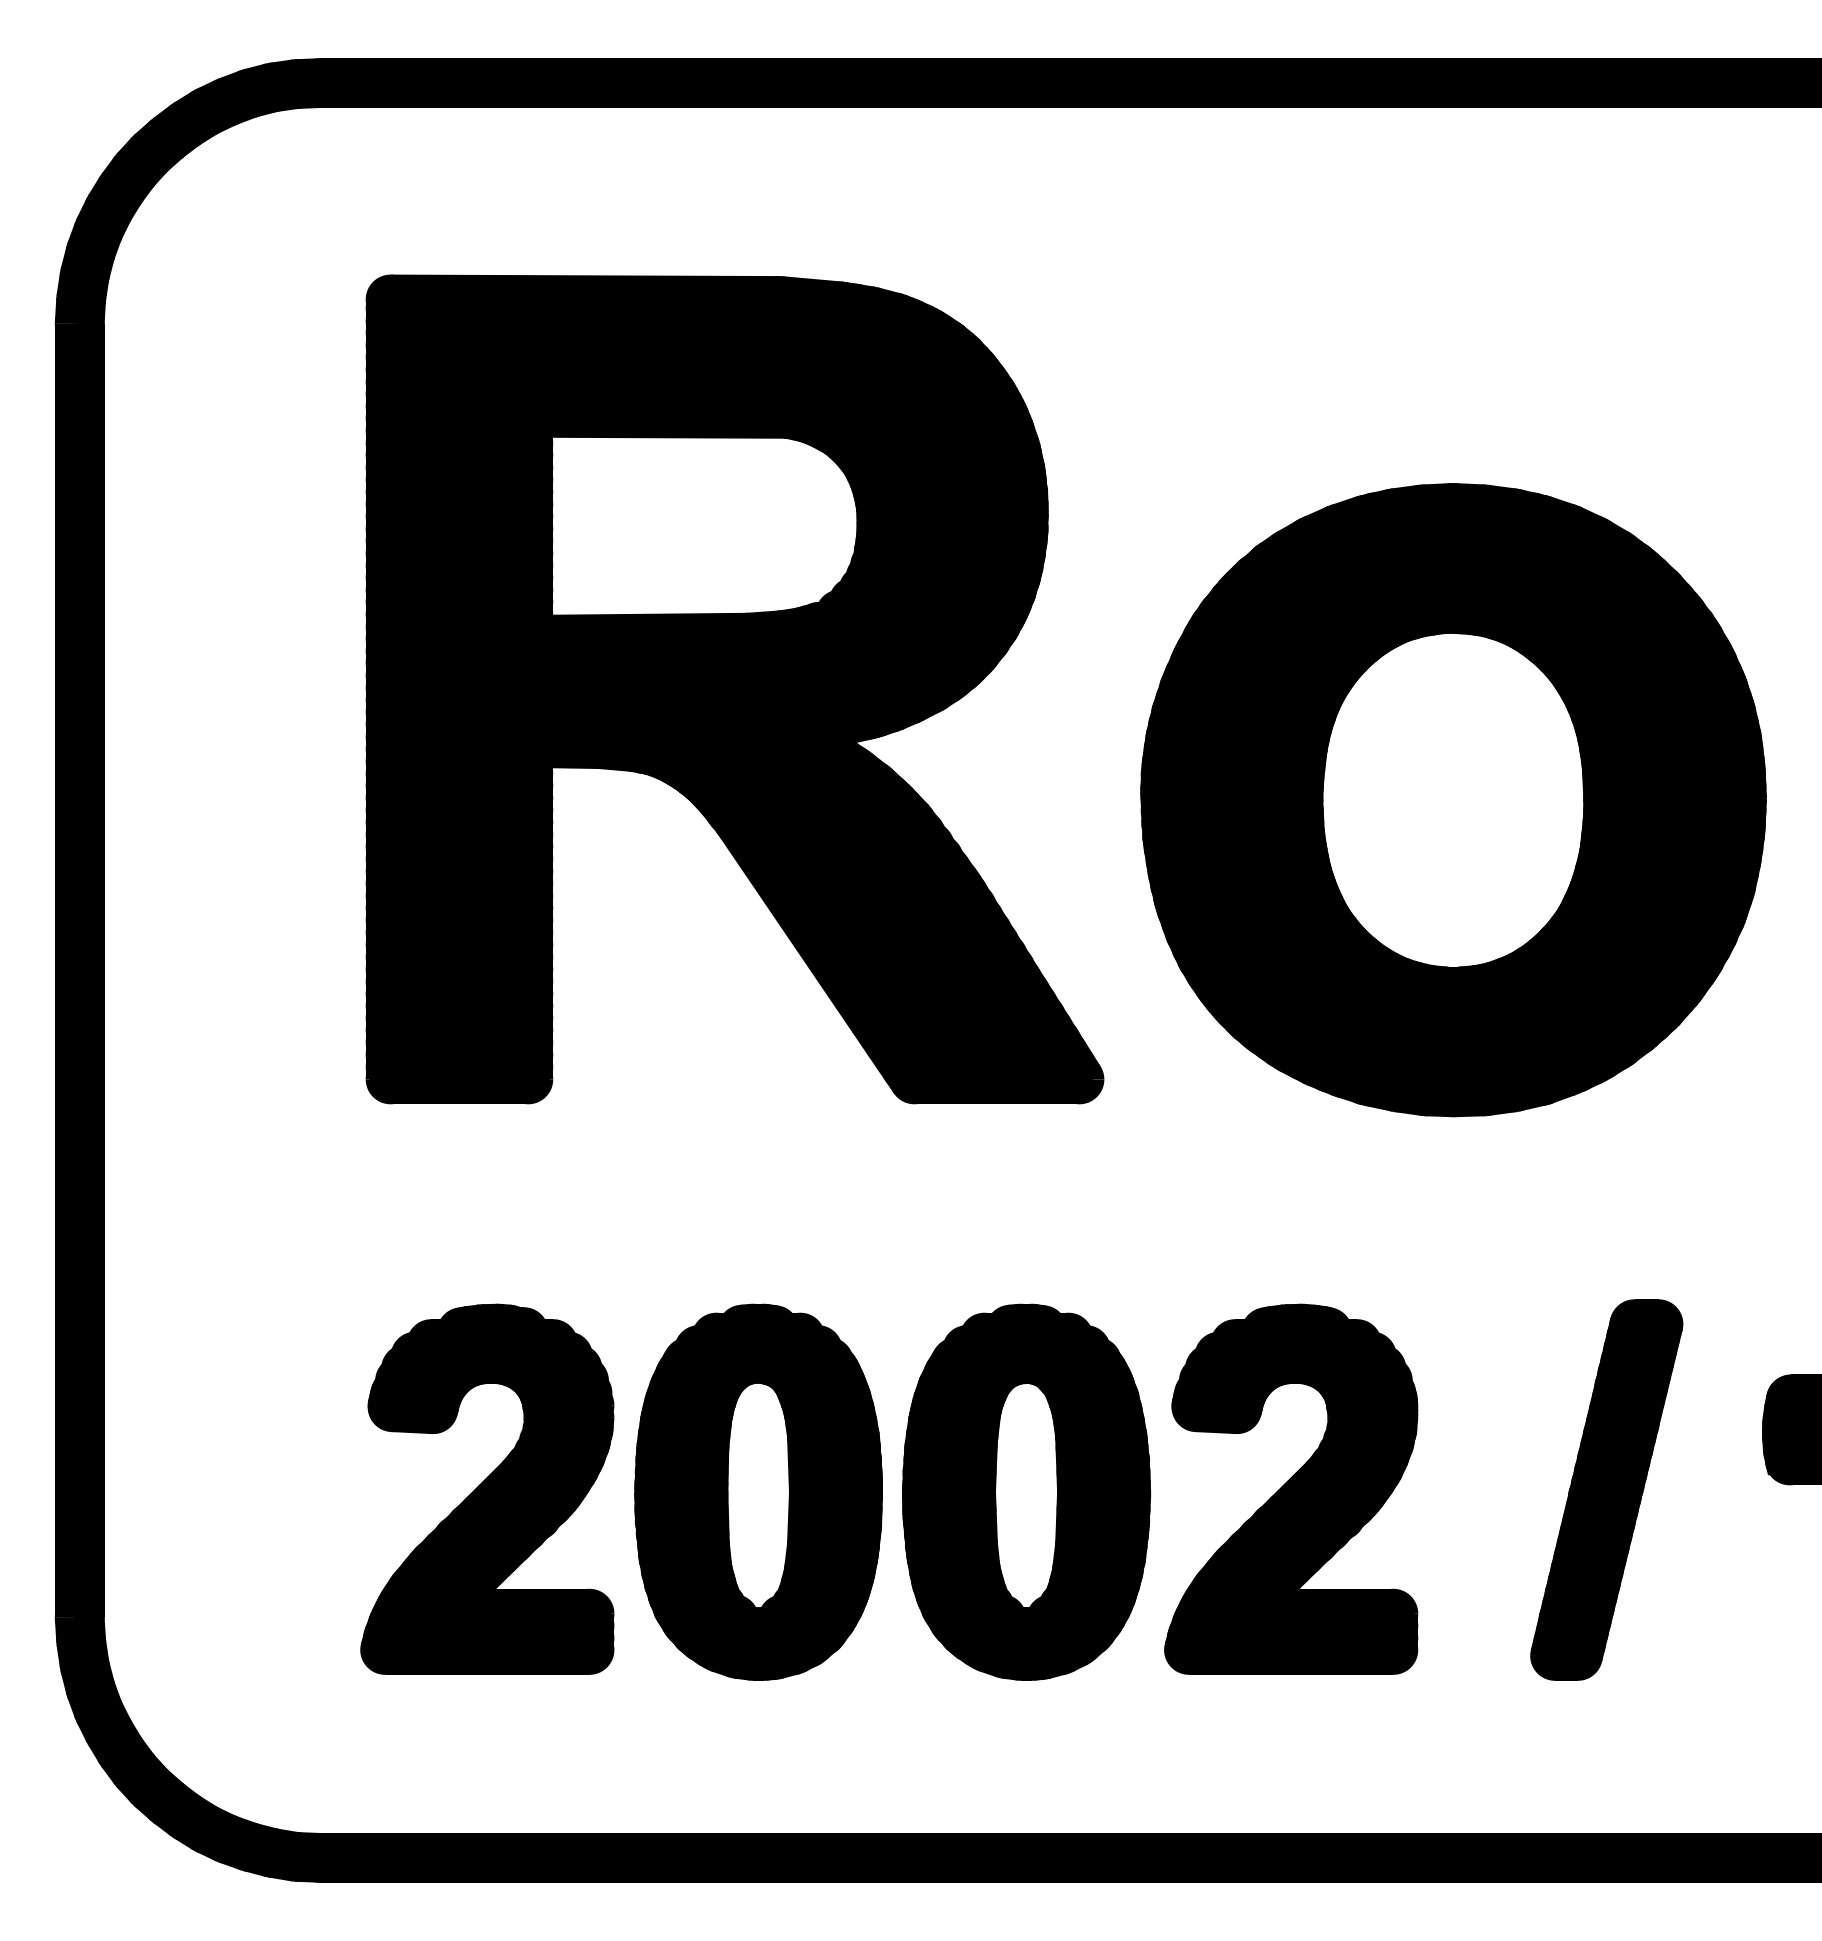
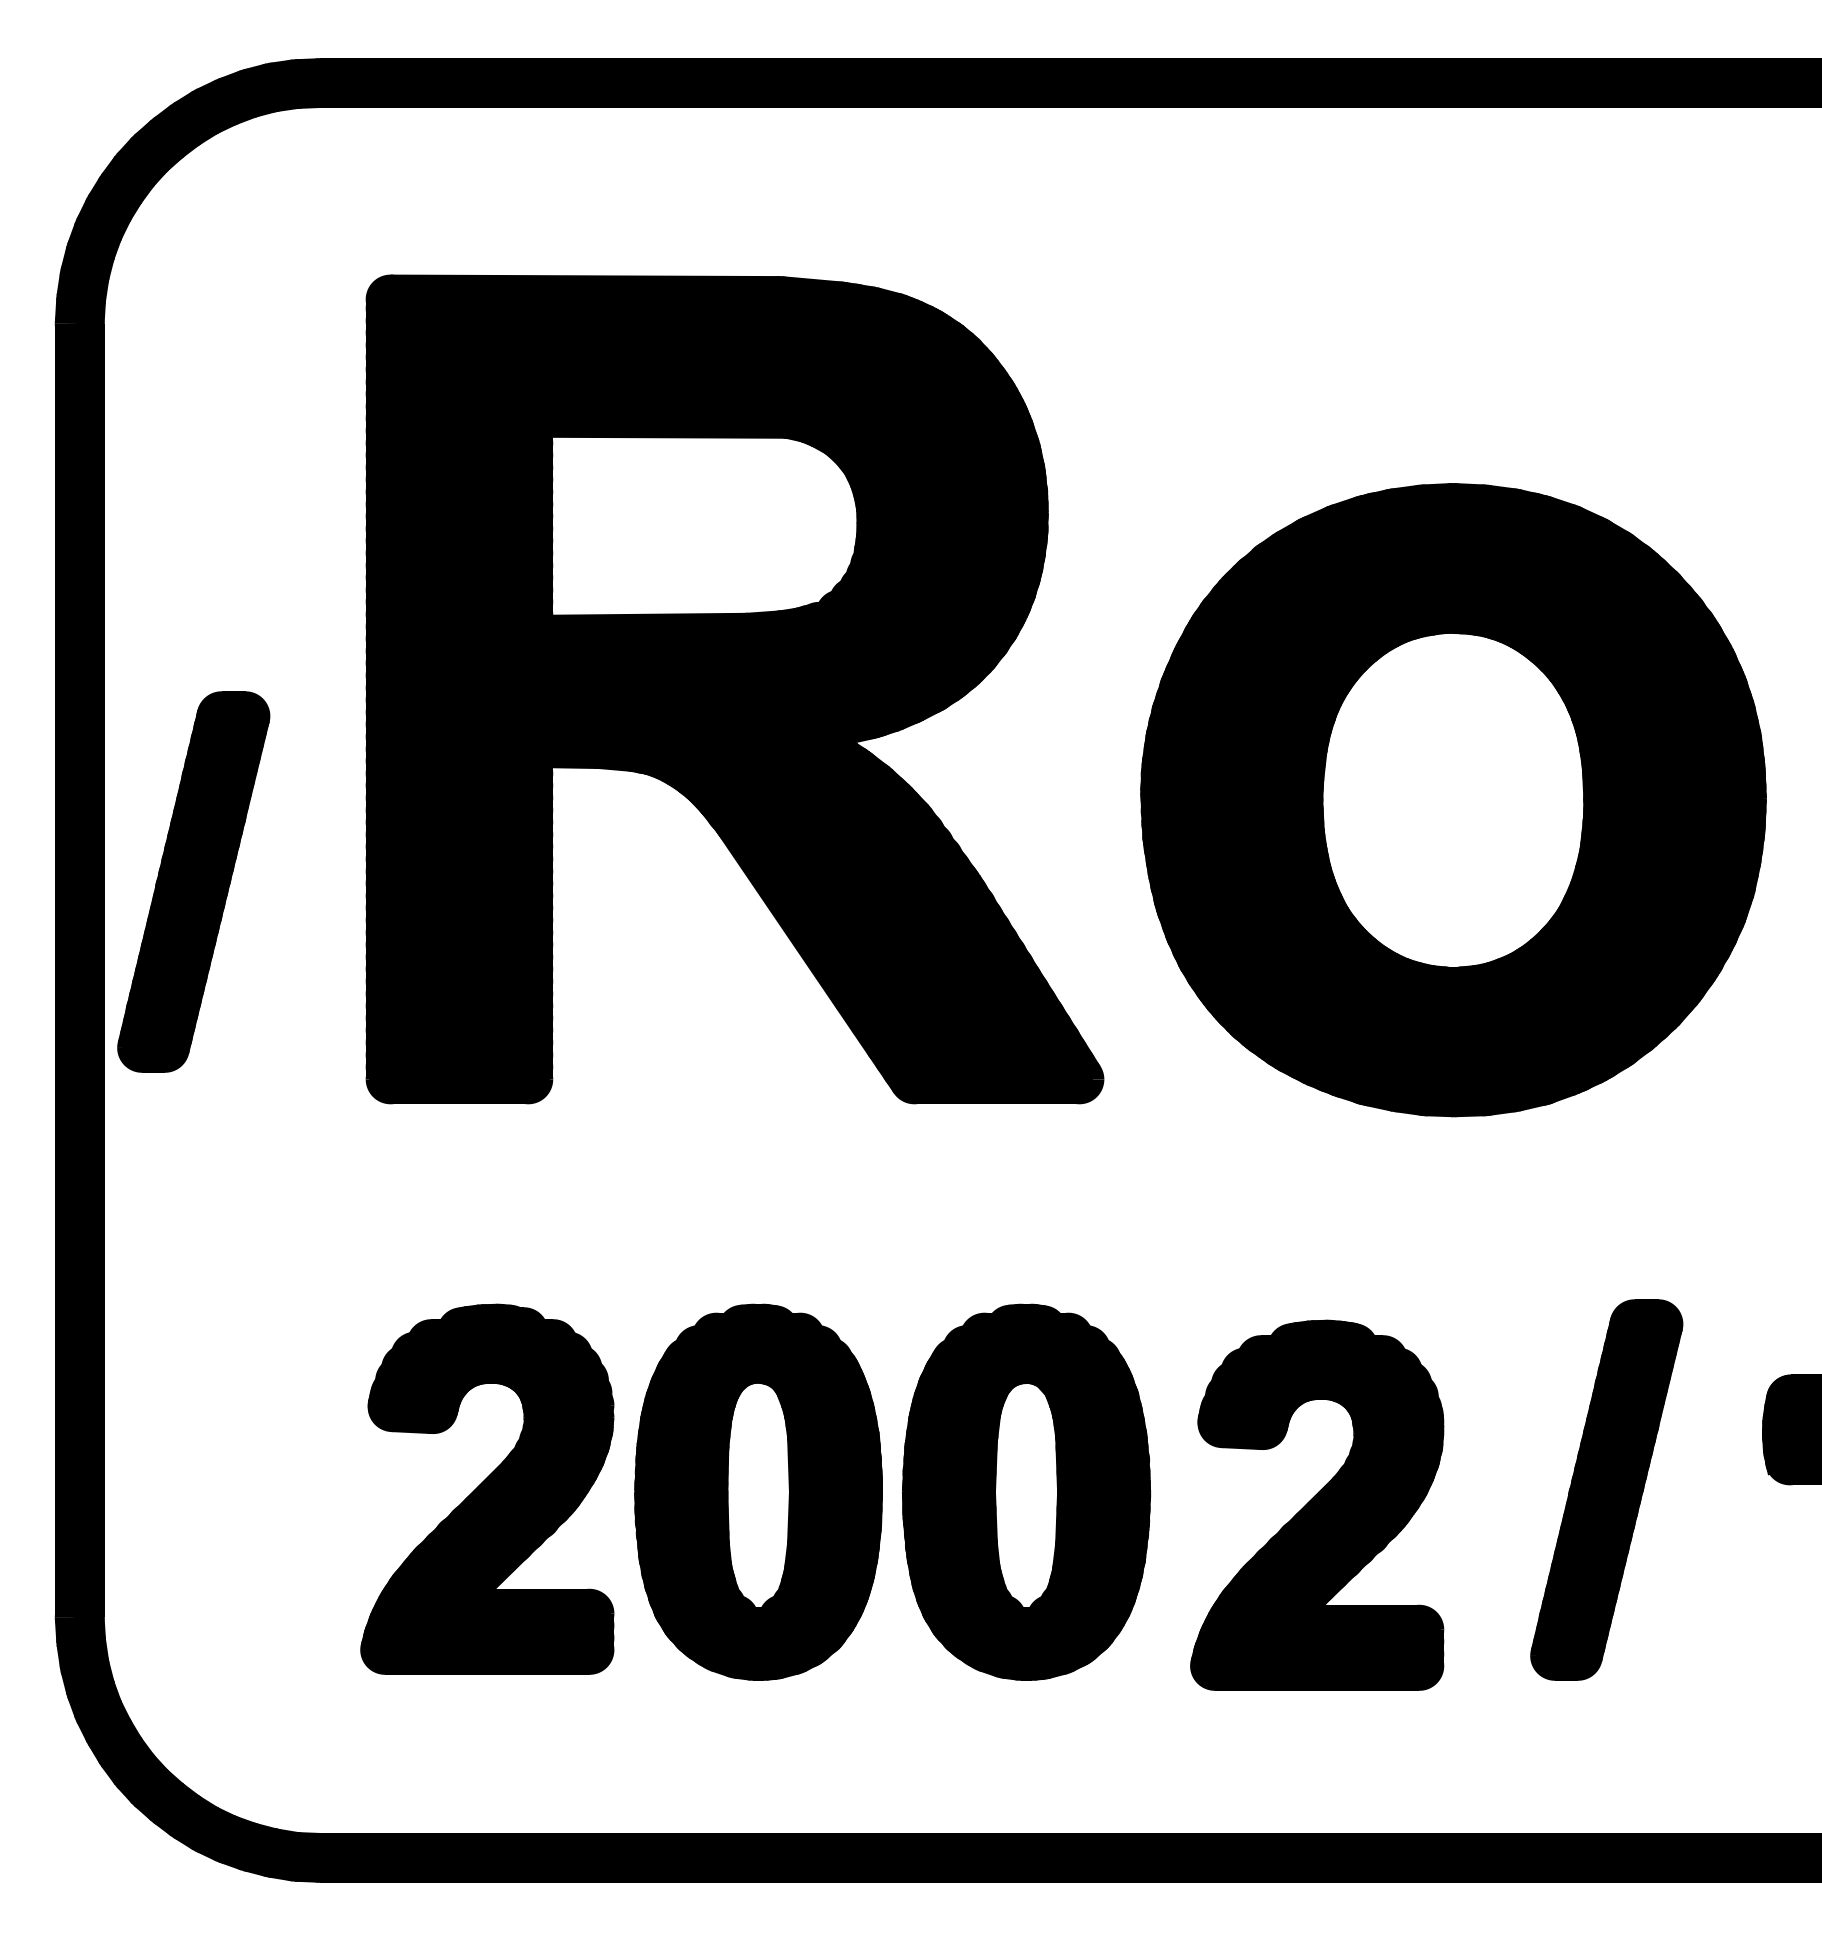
part: none -> present (193, 881)
part position: (1291, 1488) -> (1317, 1504) (1317, 1504)
